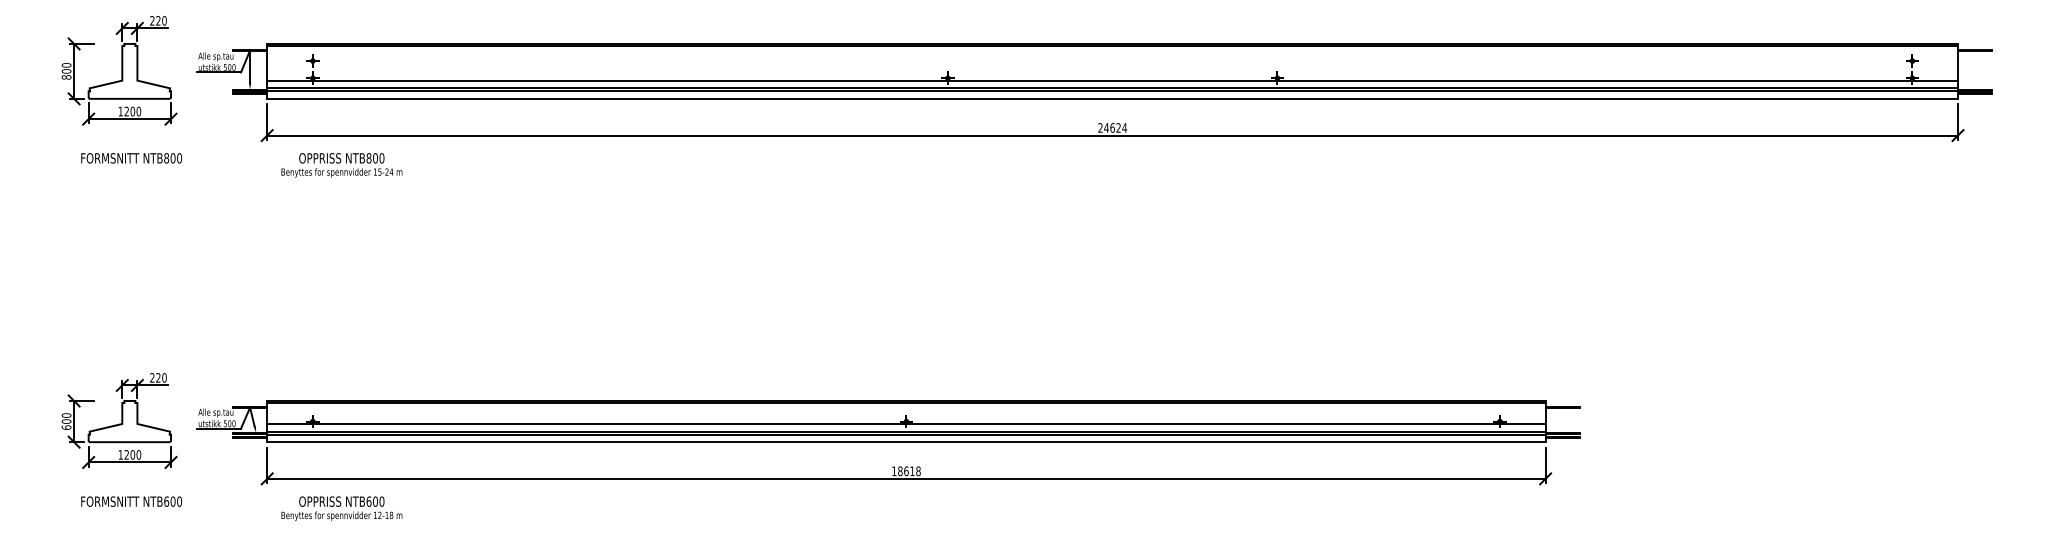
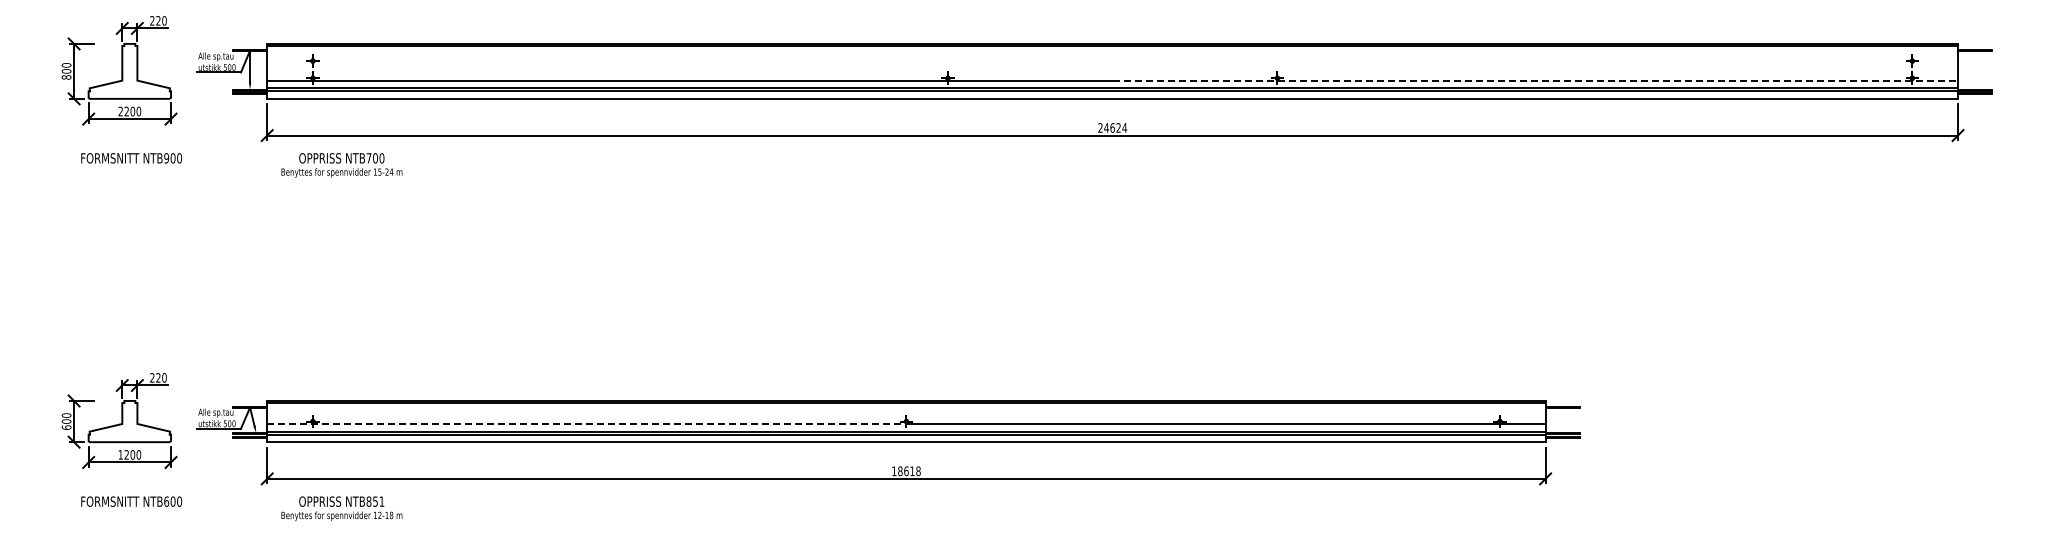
line: solid -> dashed (1535, 80)
text: 1200 -> 2200 (120, 111)
text: NTB800 -> NTB900 (166, 158)
text: NTB800 -> NTB700 (368, 158)
line: solid -> dashed (586, 423)
text: NTB600 -> NTB851 (375, 501)
